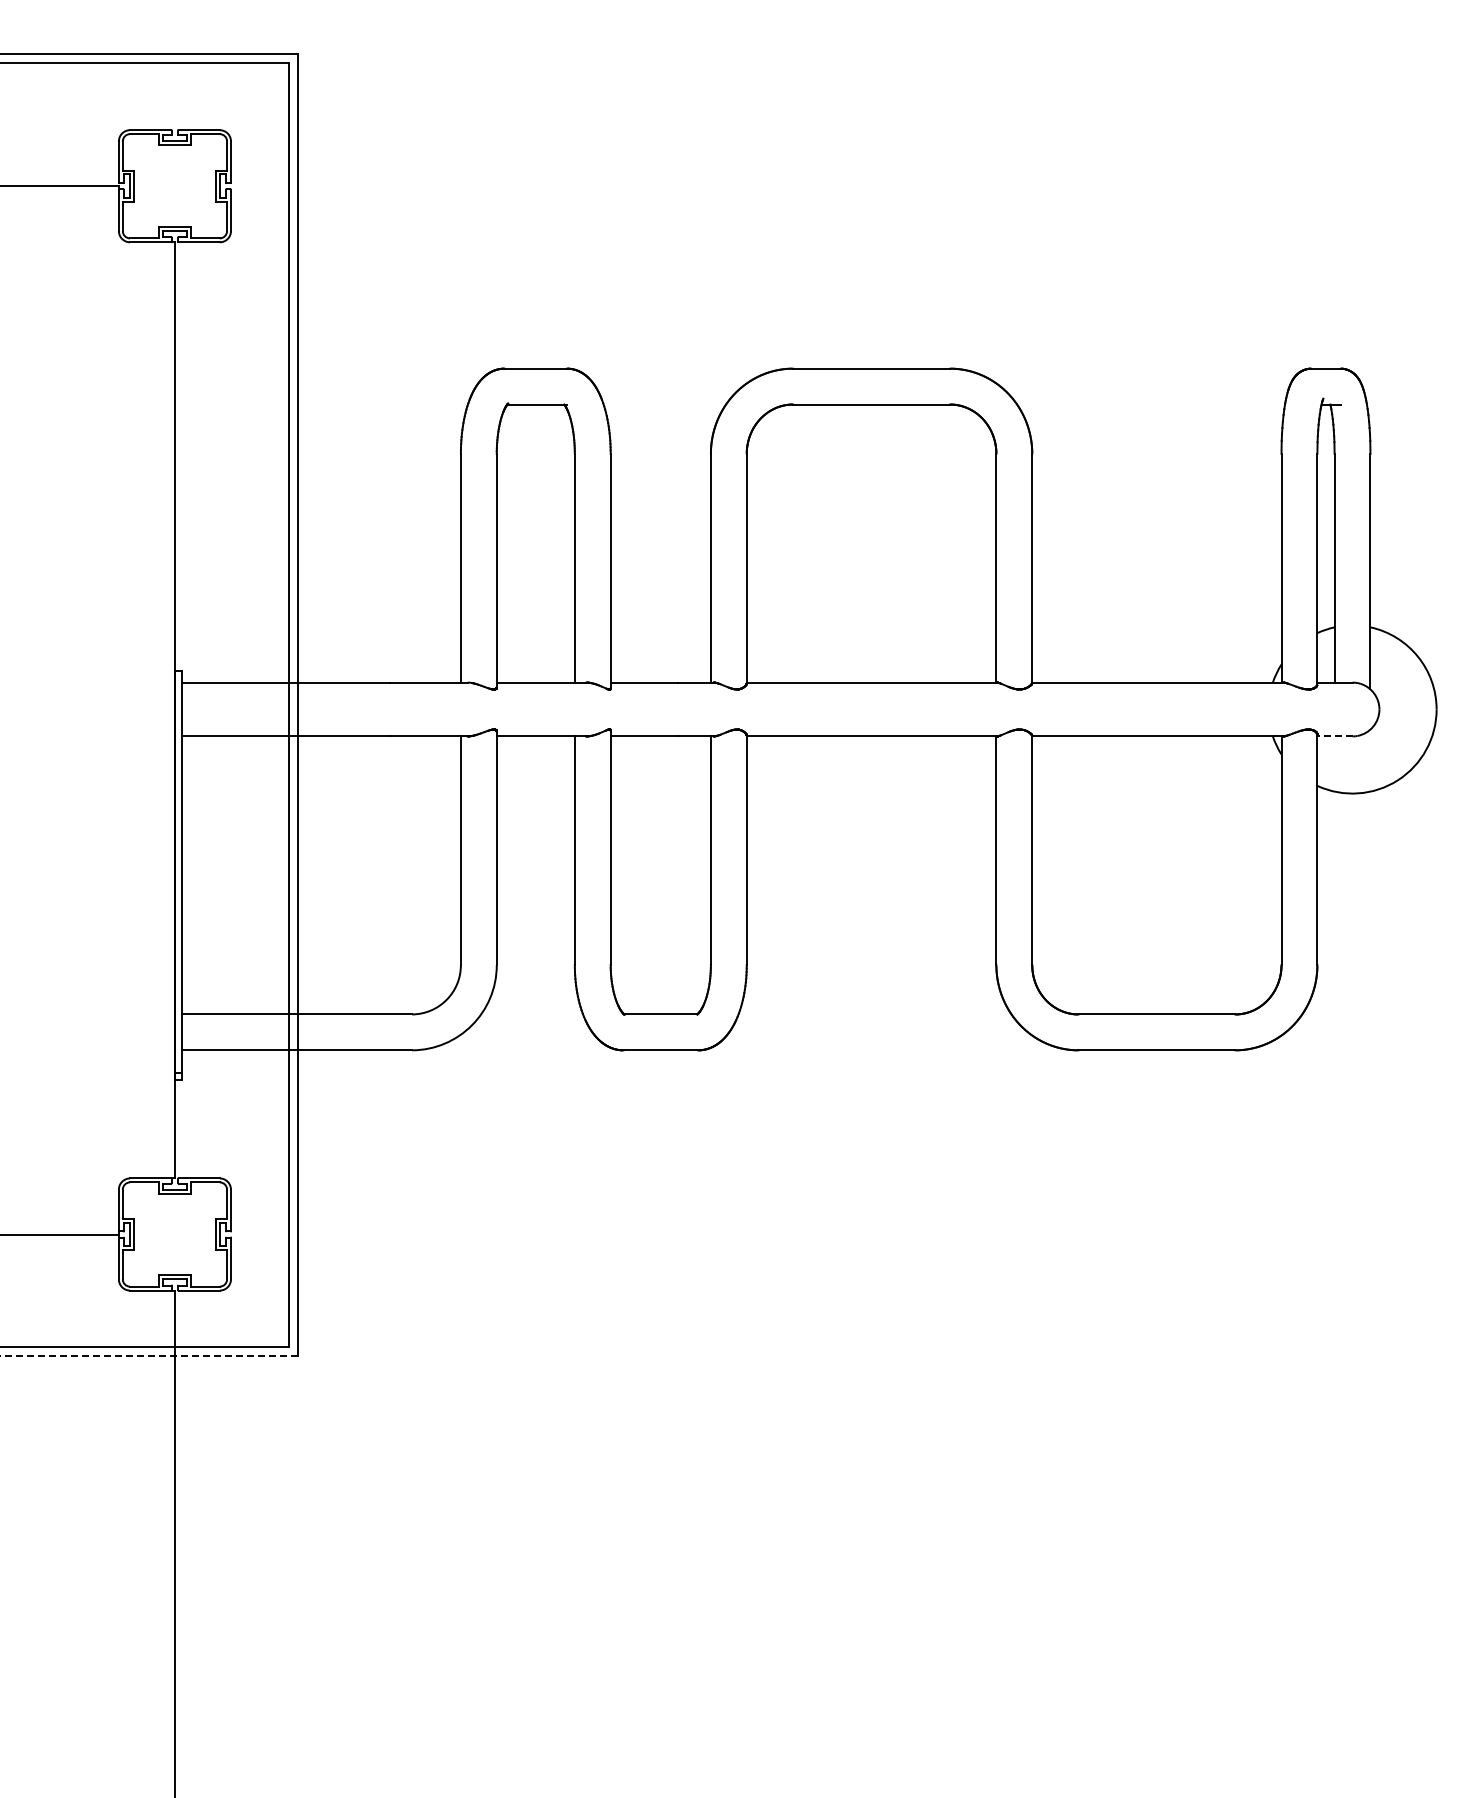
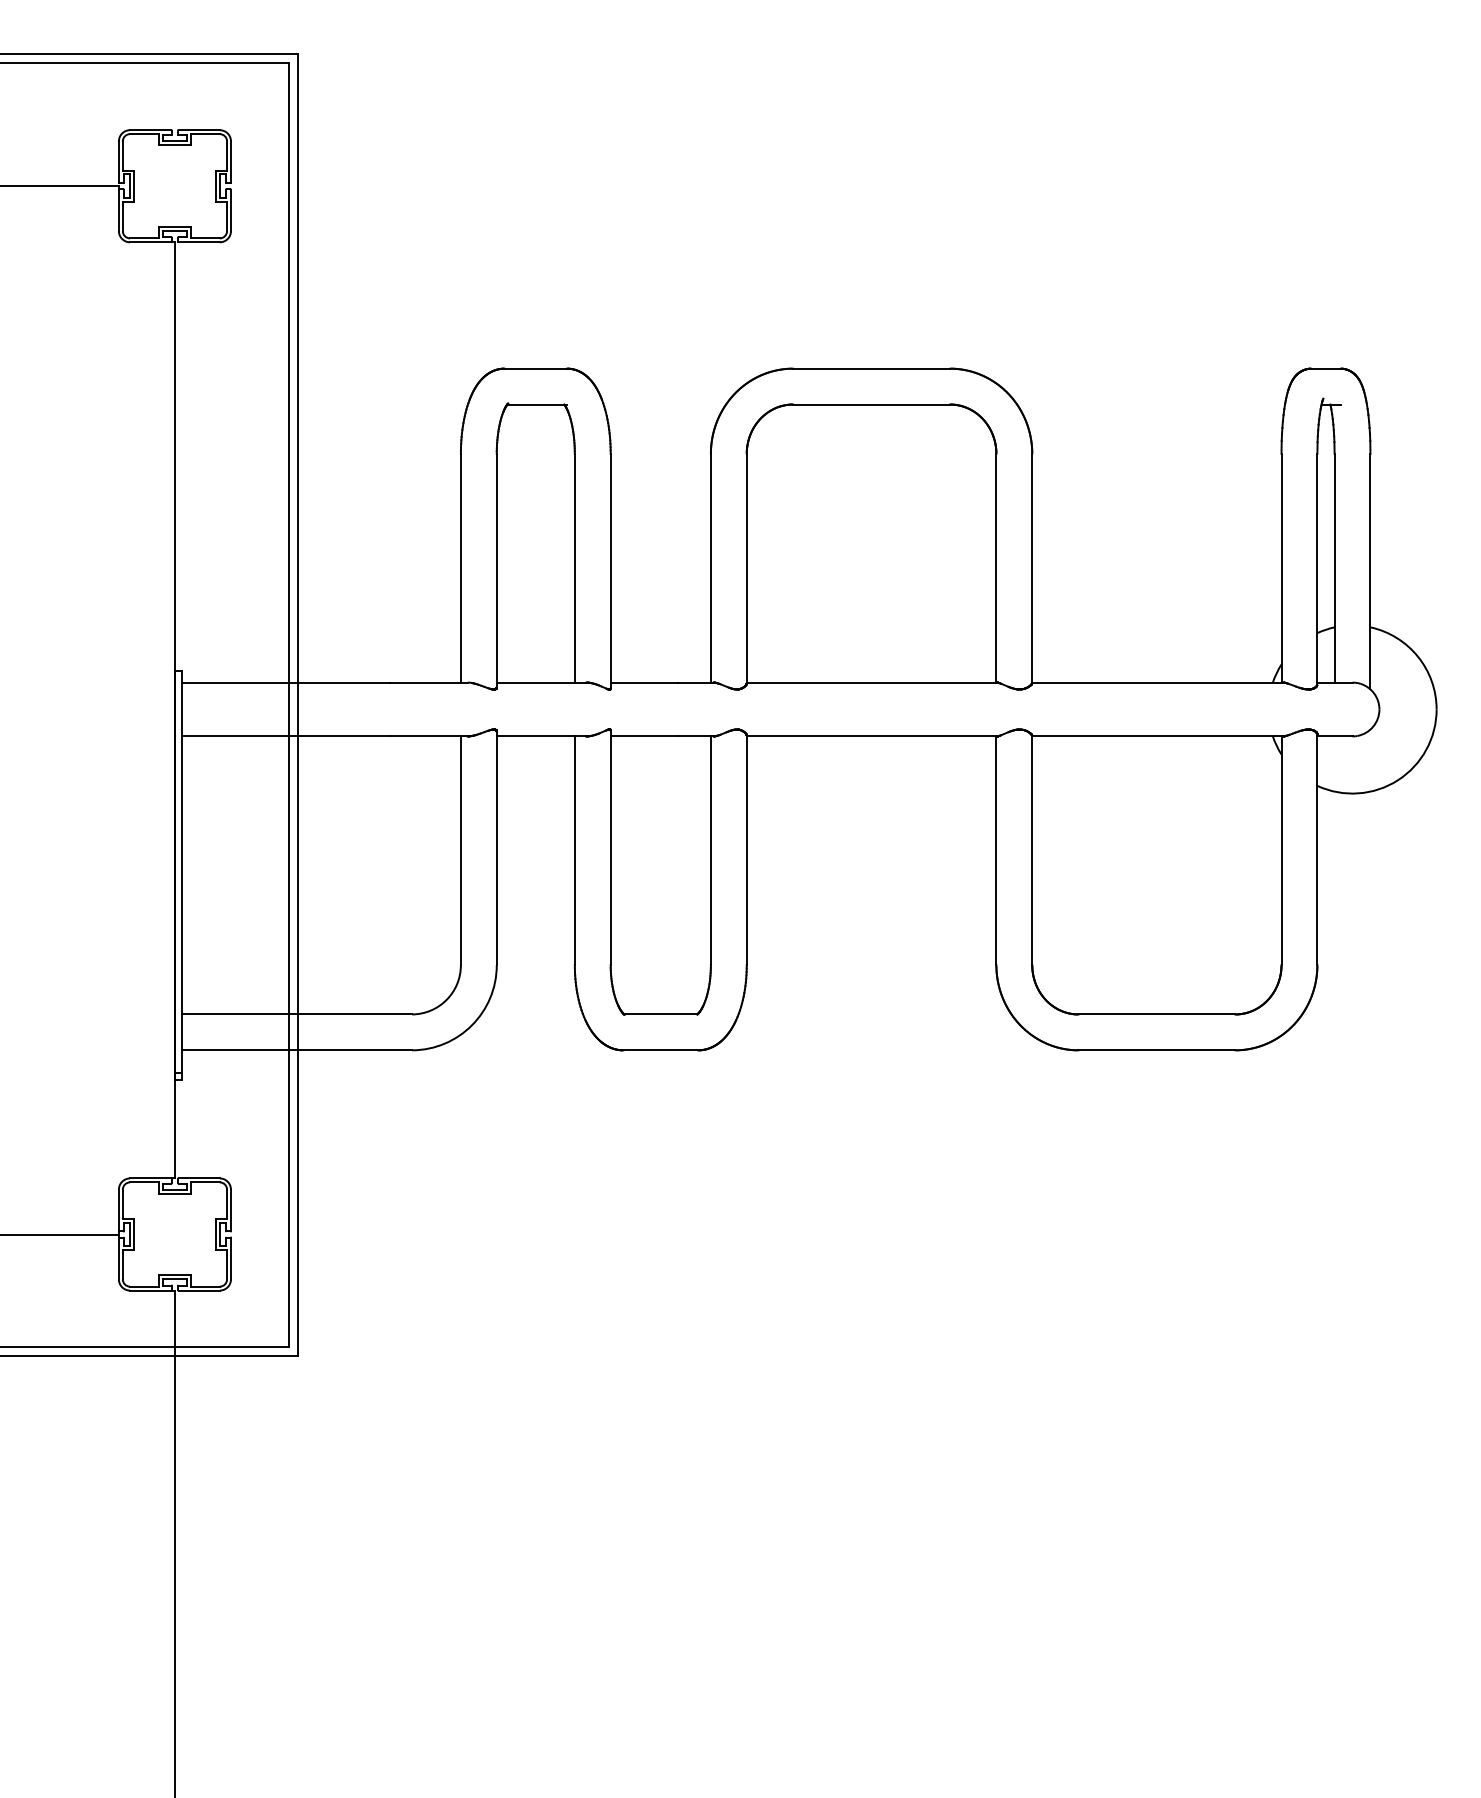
line: dashed -> solid (1334, 736)
line: dashed -> solid (149, 1356)
